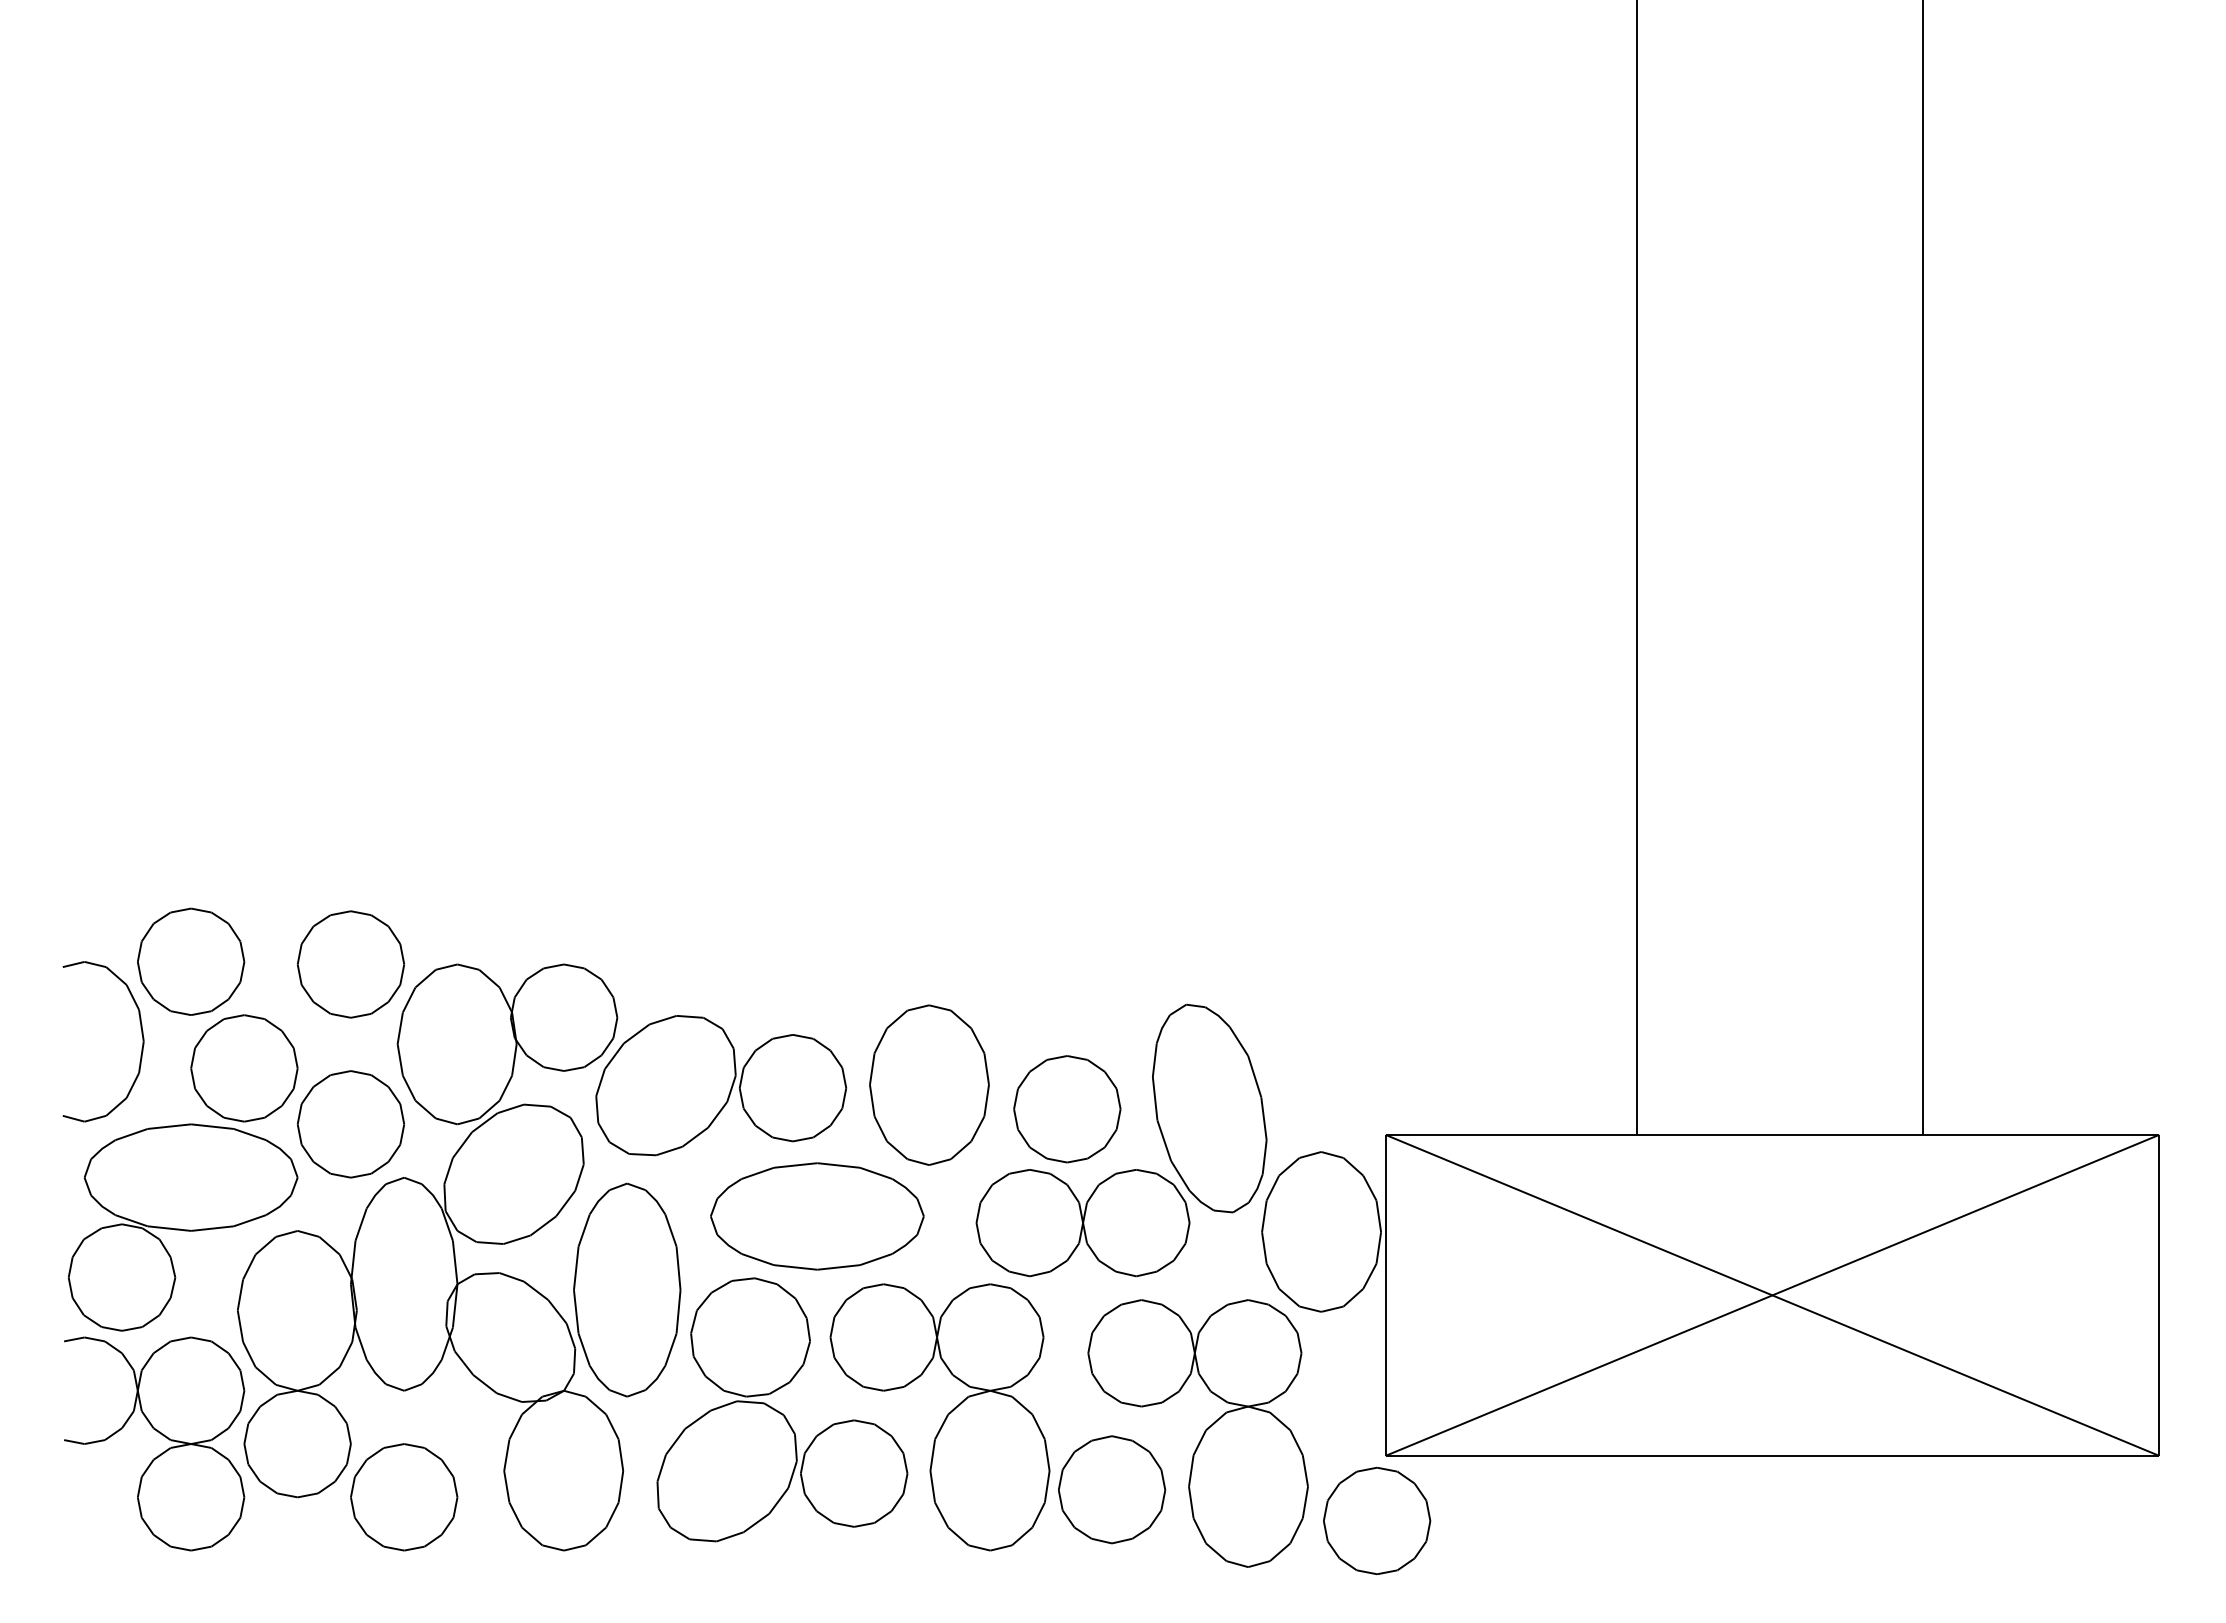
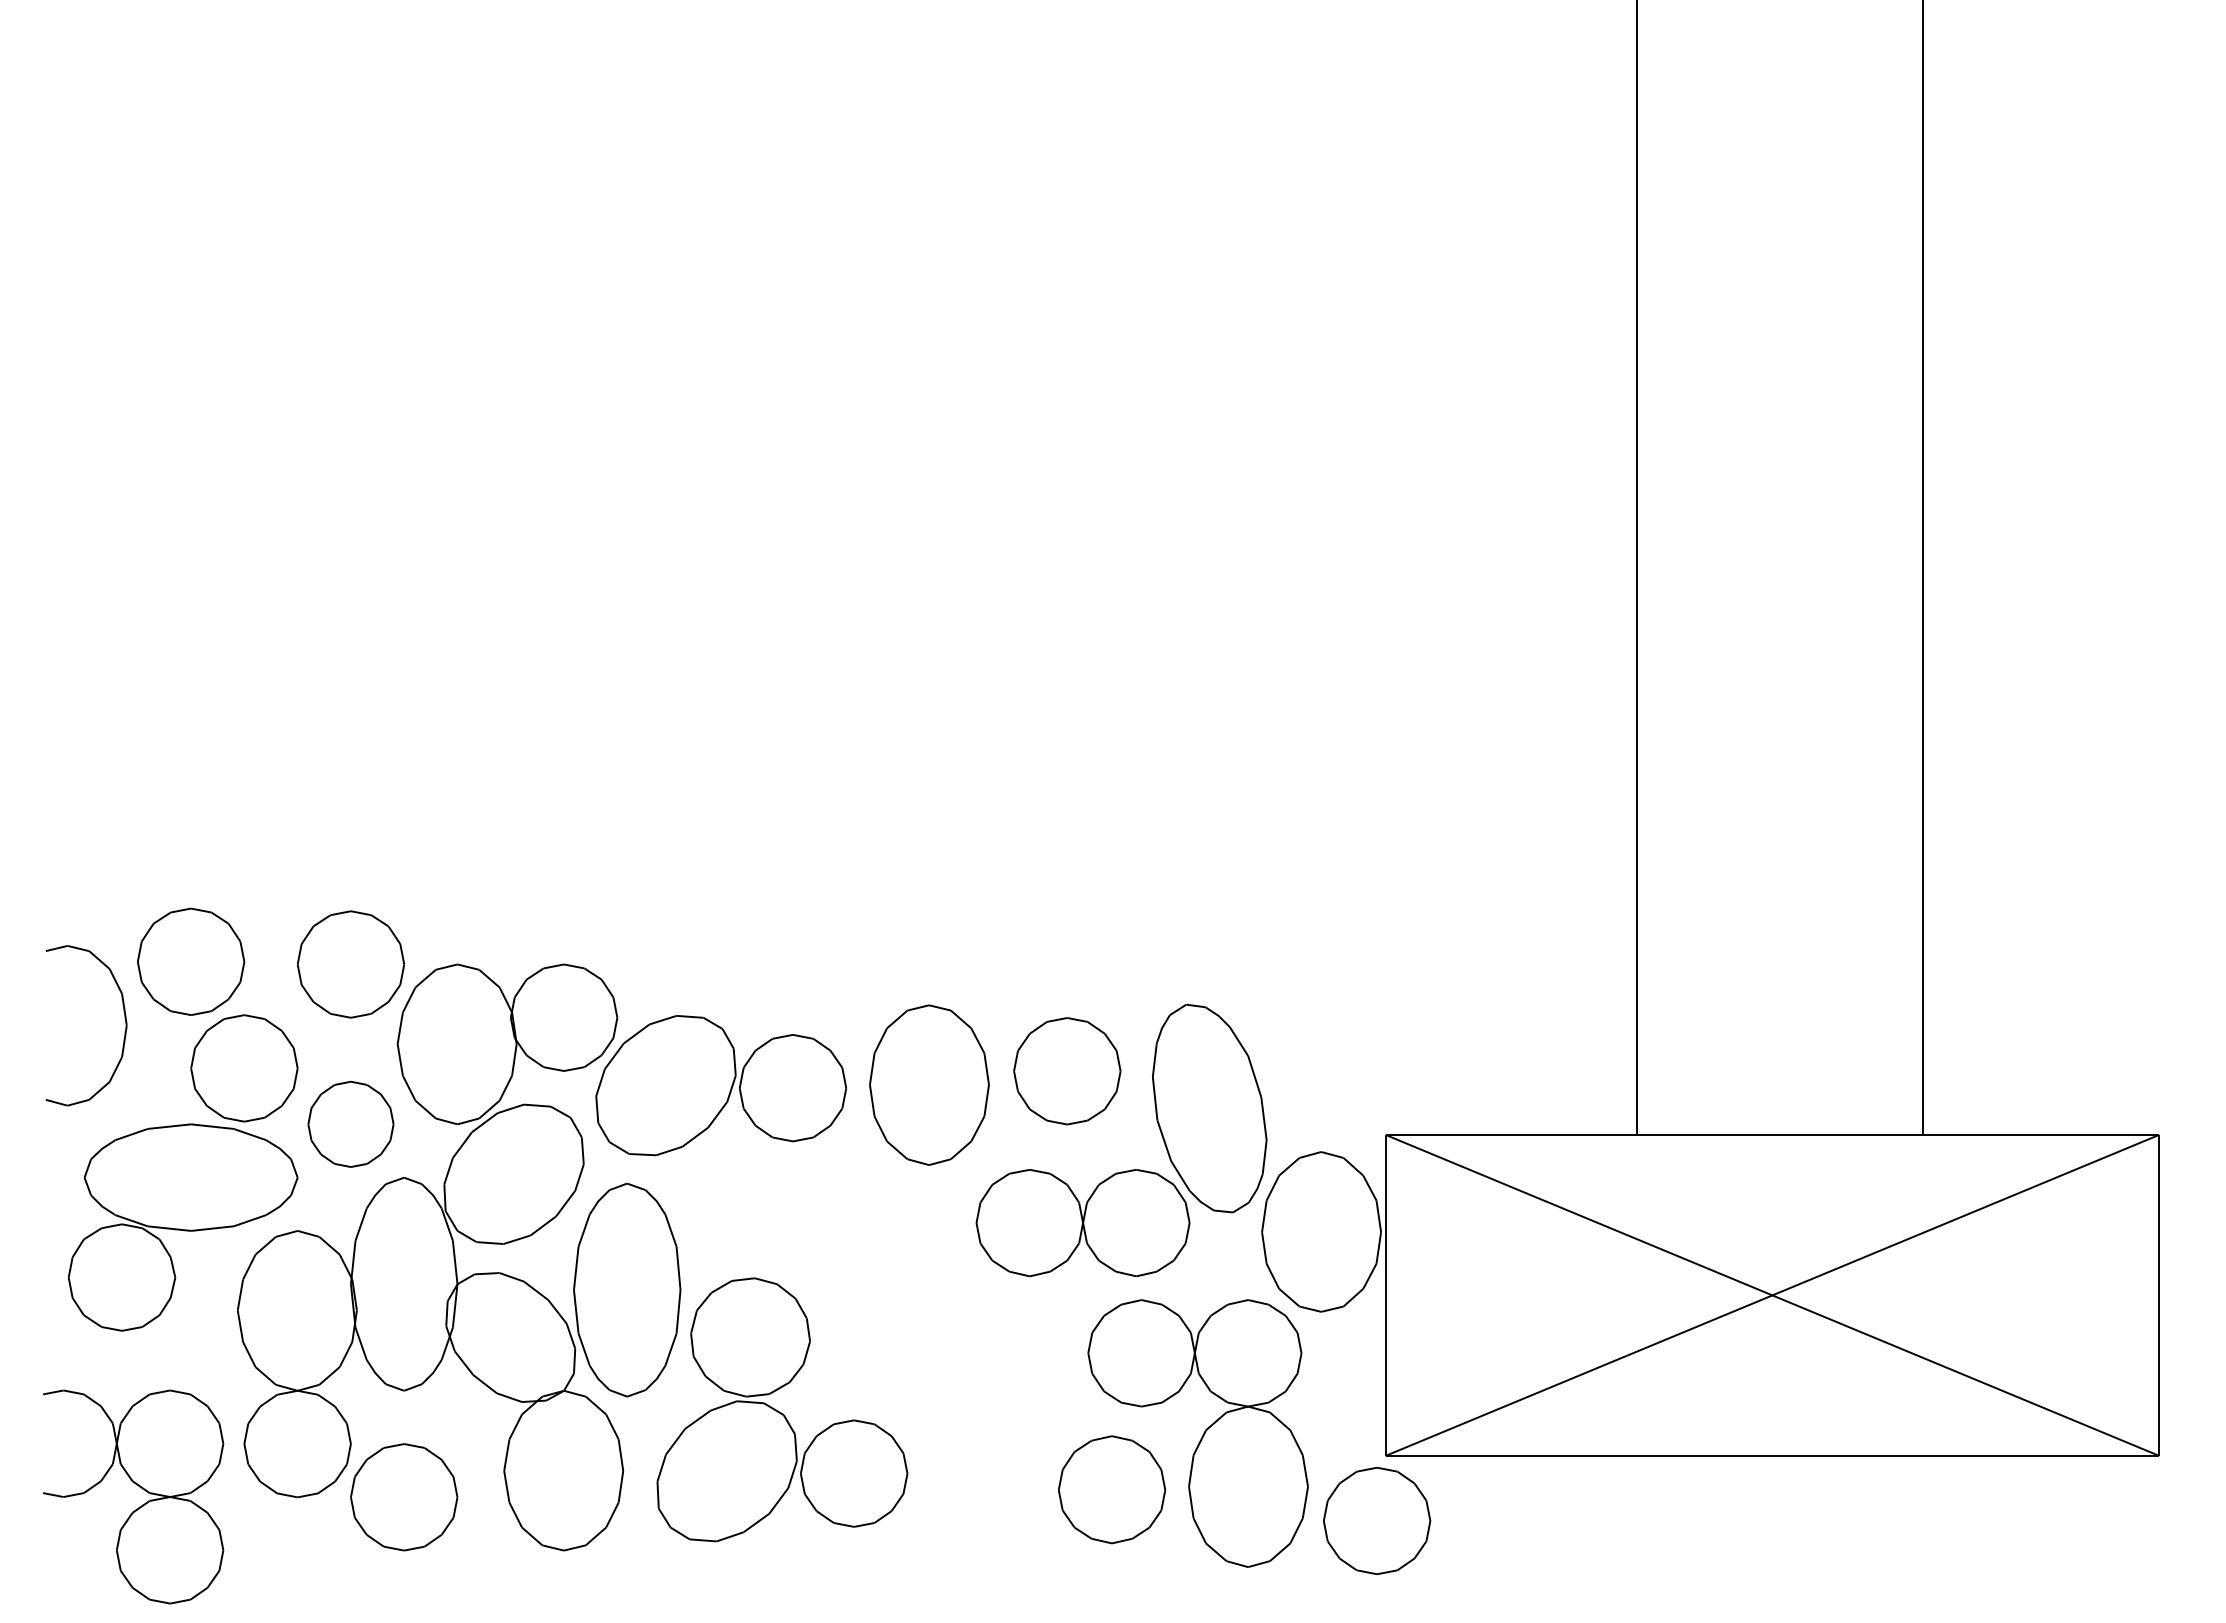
part position: (141, 1034) -> (124, 1018) (124, 1018)
part position: (1067, 1109) -> (1067, 1071) (1067, 1071)
part size: 110x109 px -> 88x88 px (350, 1123)
part: present -> none (817, 1216)
part: present -> none (939, 1417)
part position: (160, 1434) -> (139, 1487) (139, 1487)
